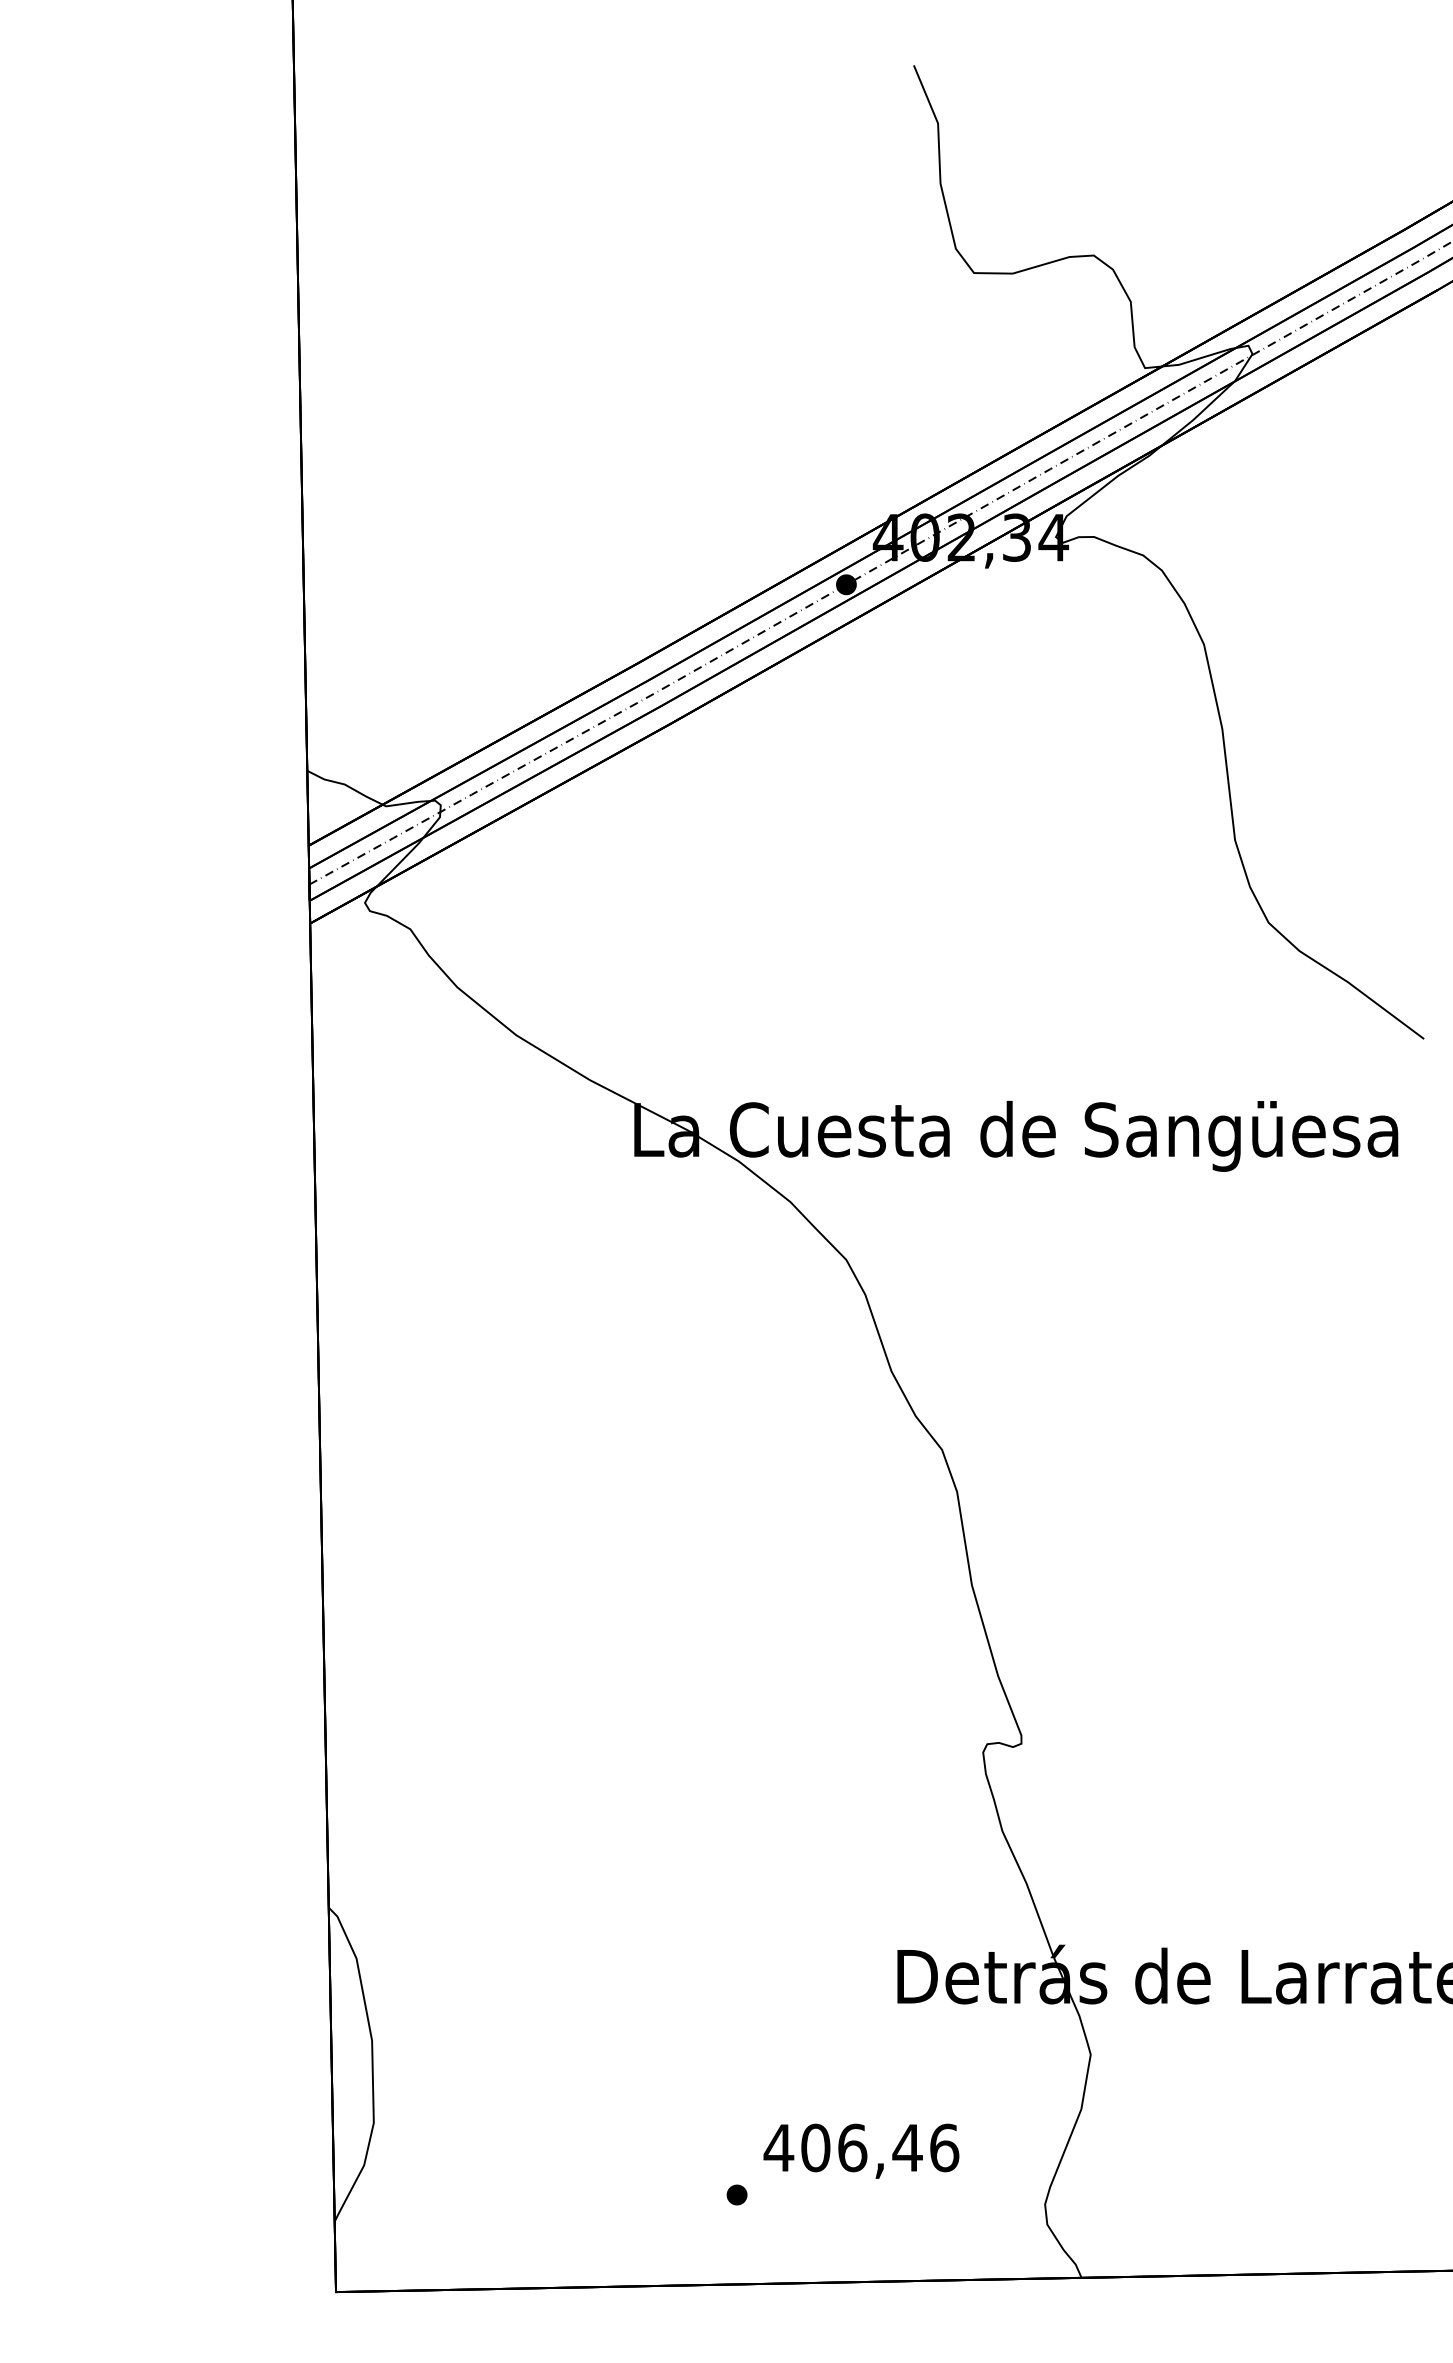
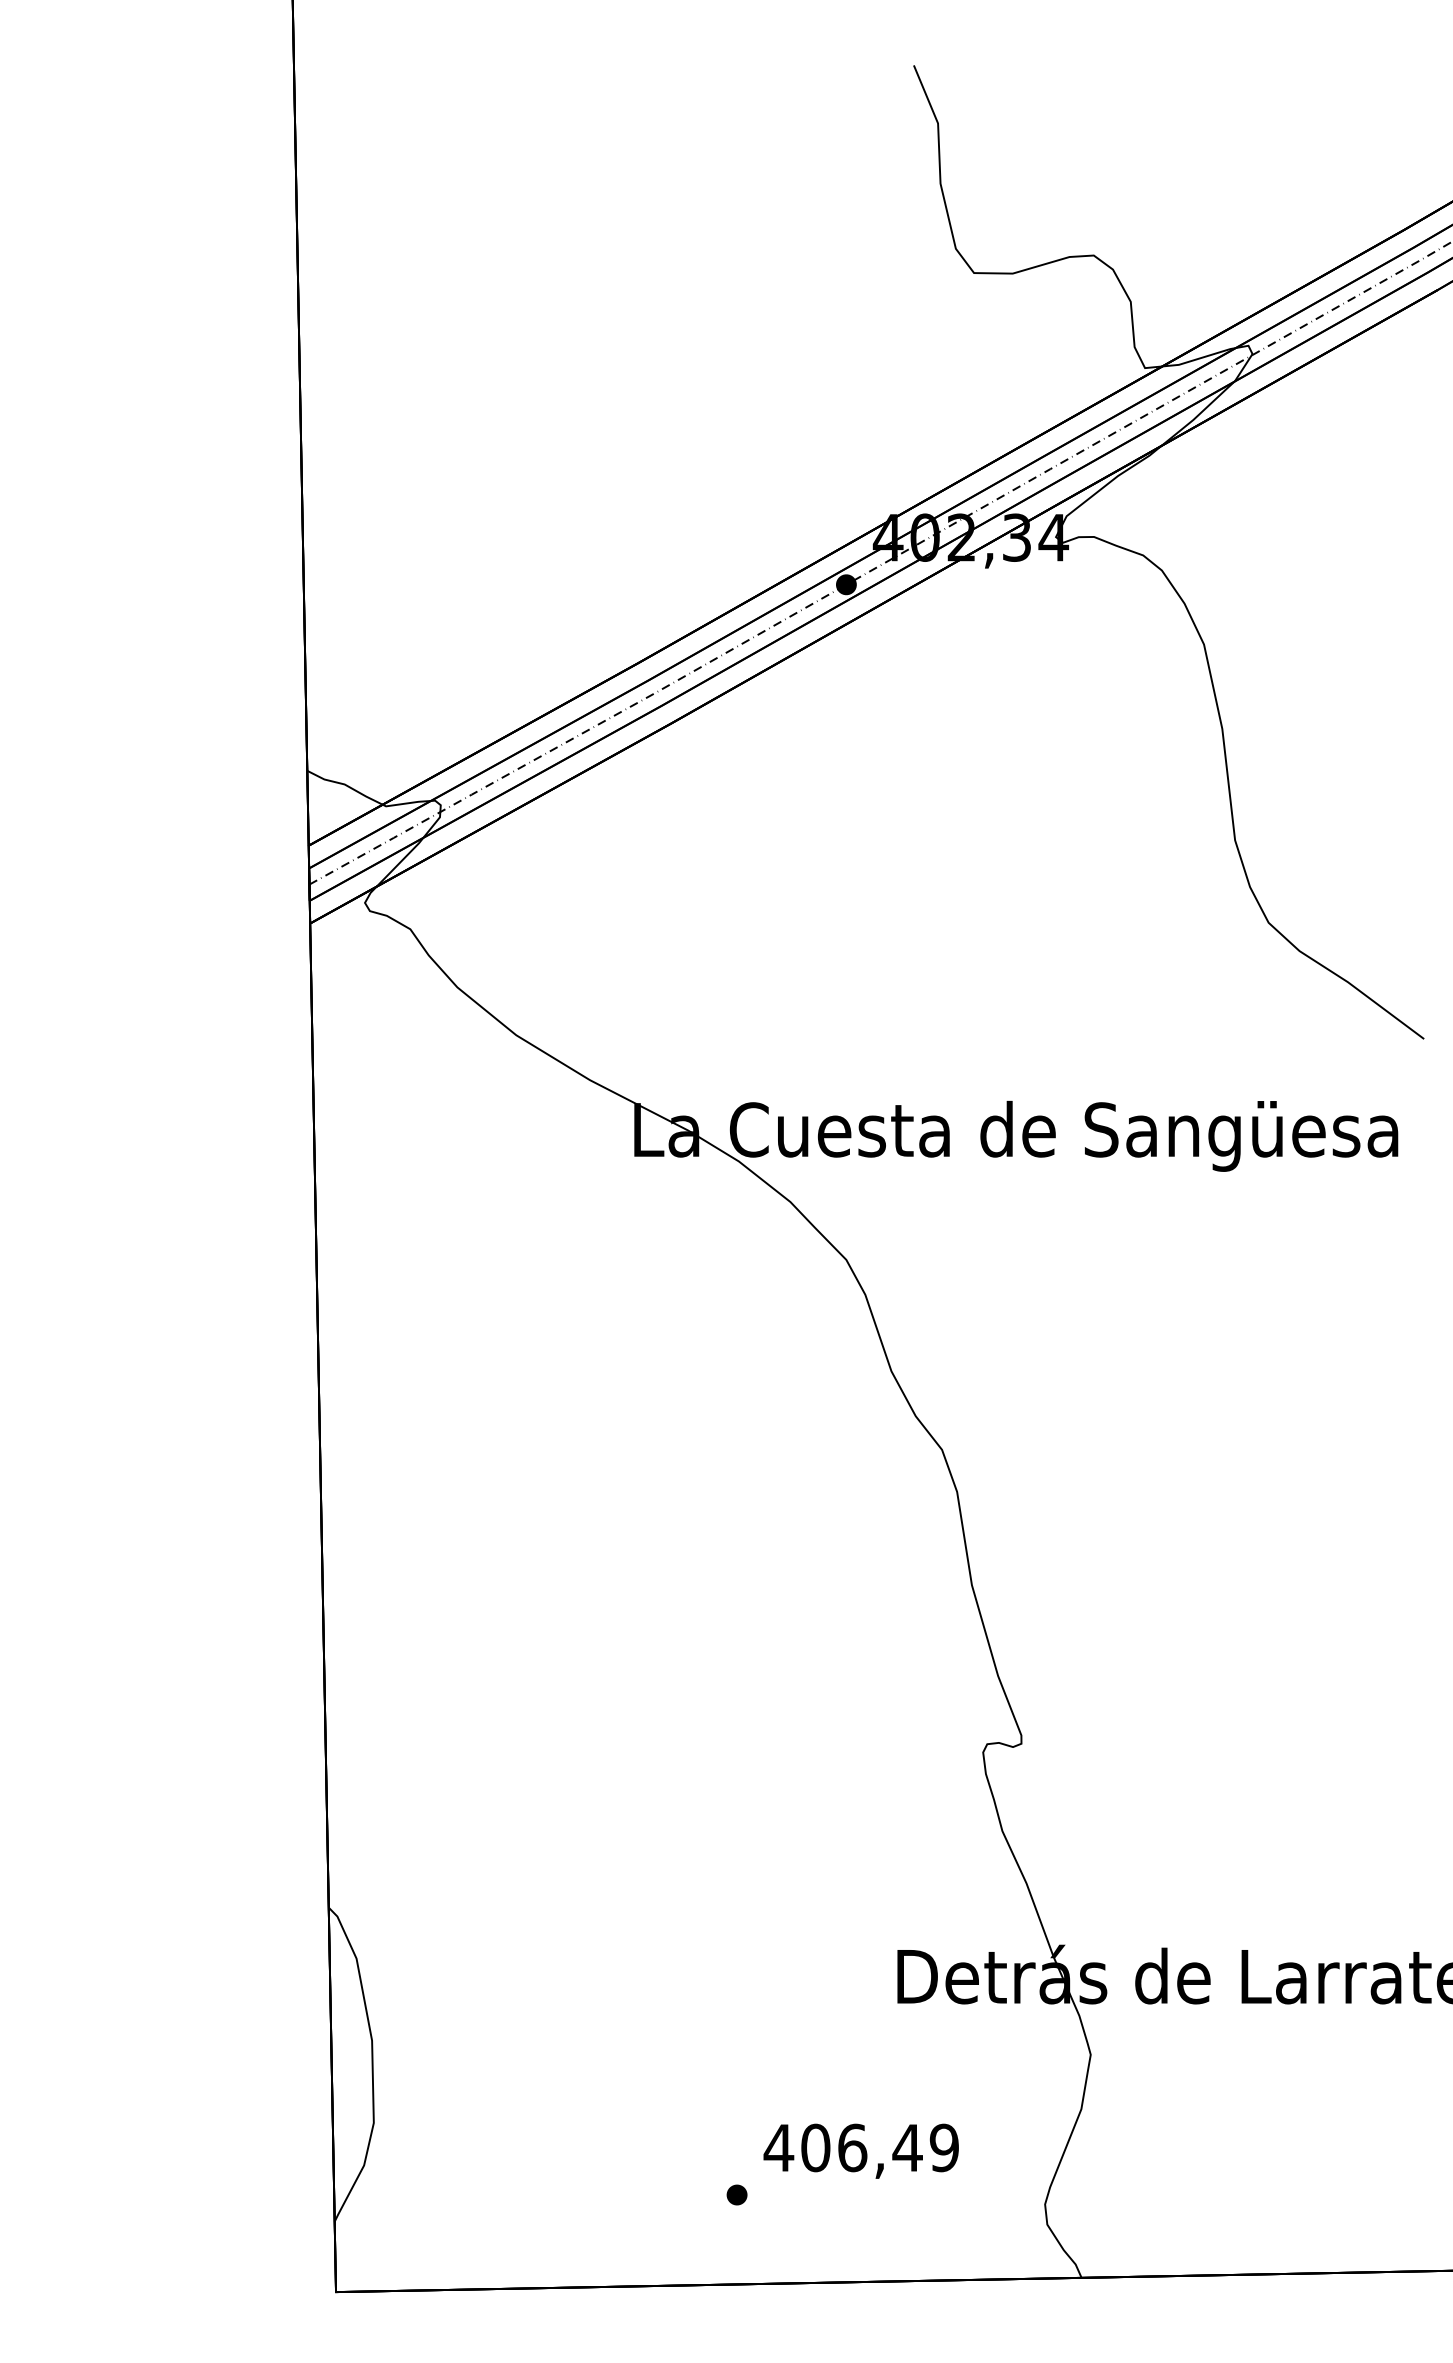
text: 406,46 -> 406,49 (944, 2147)
